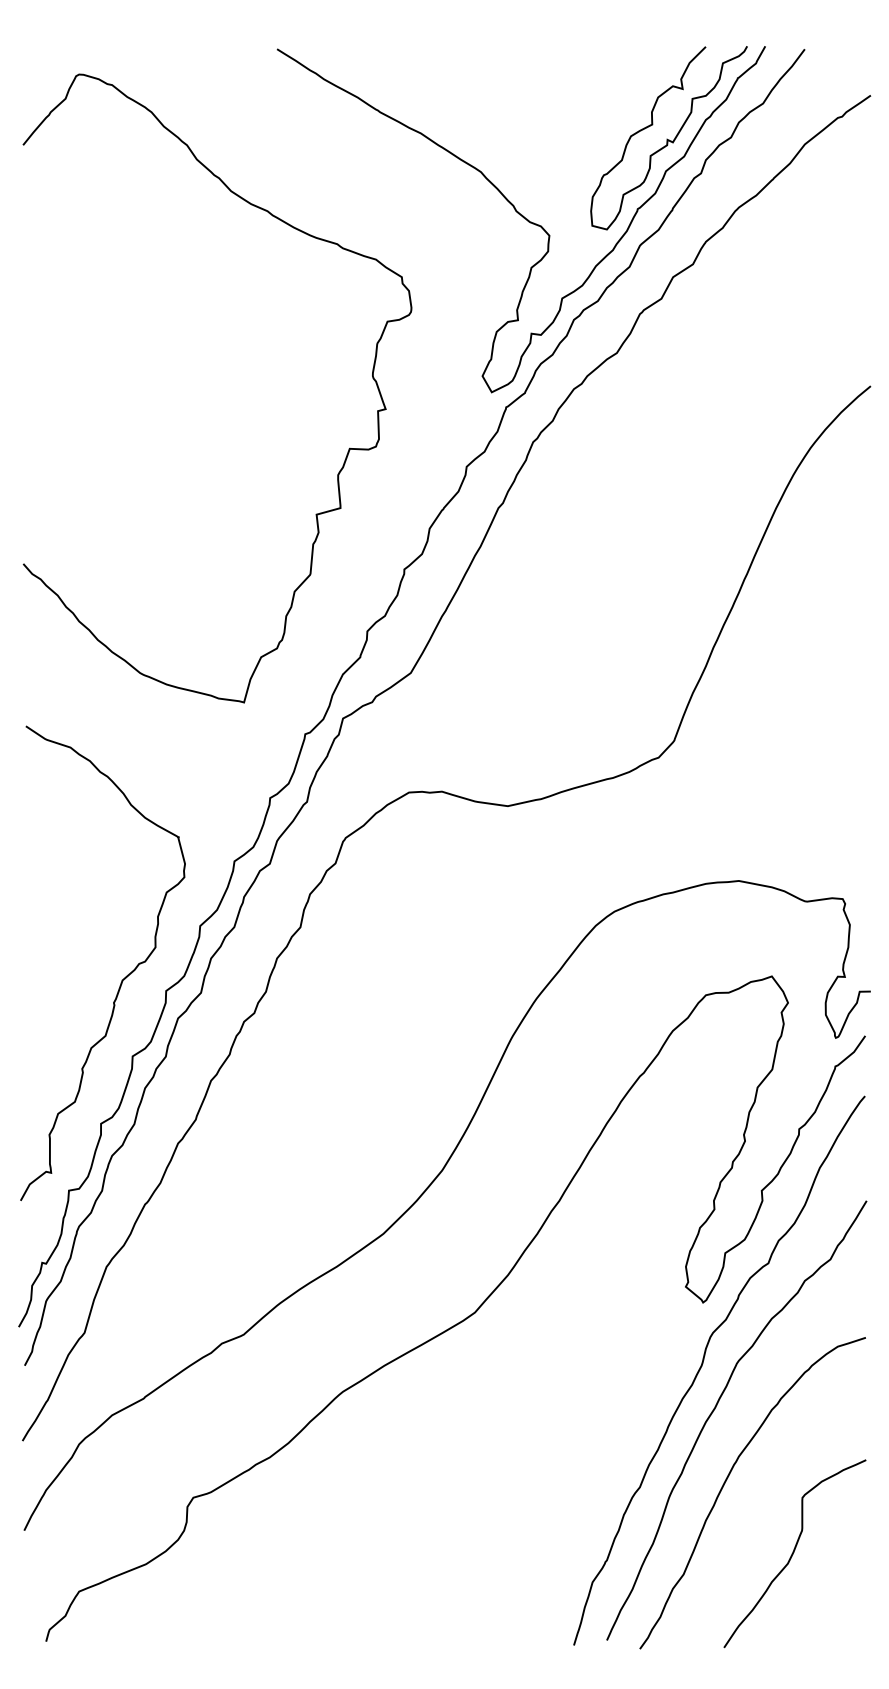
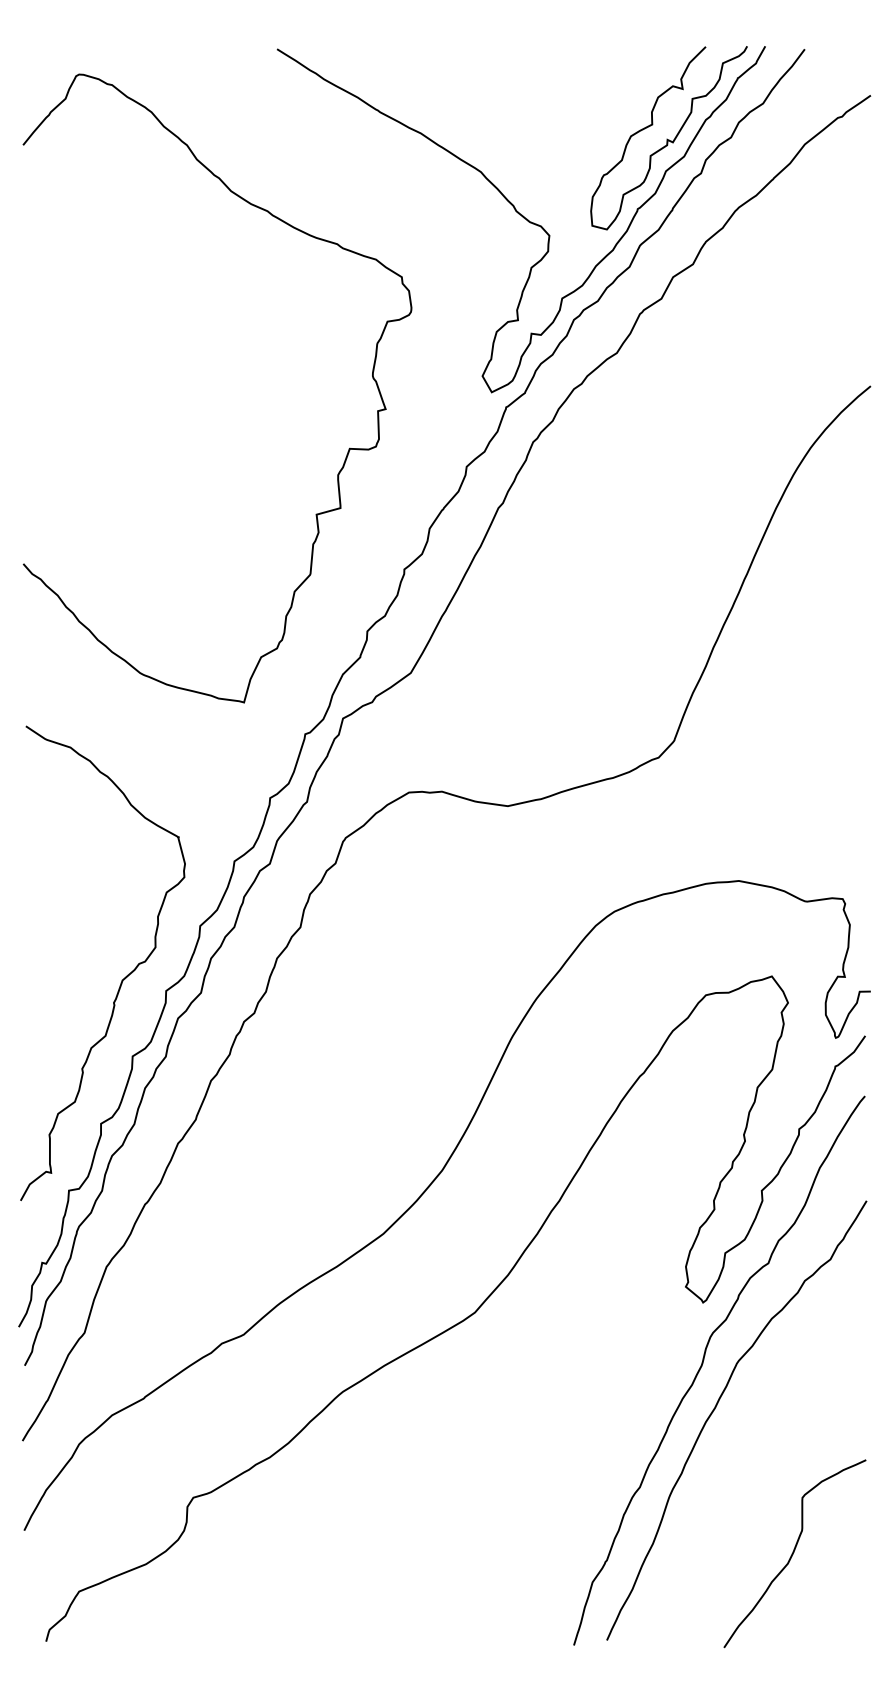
curve: present -> none (729, 1476)
